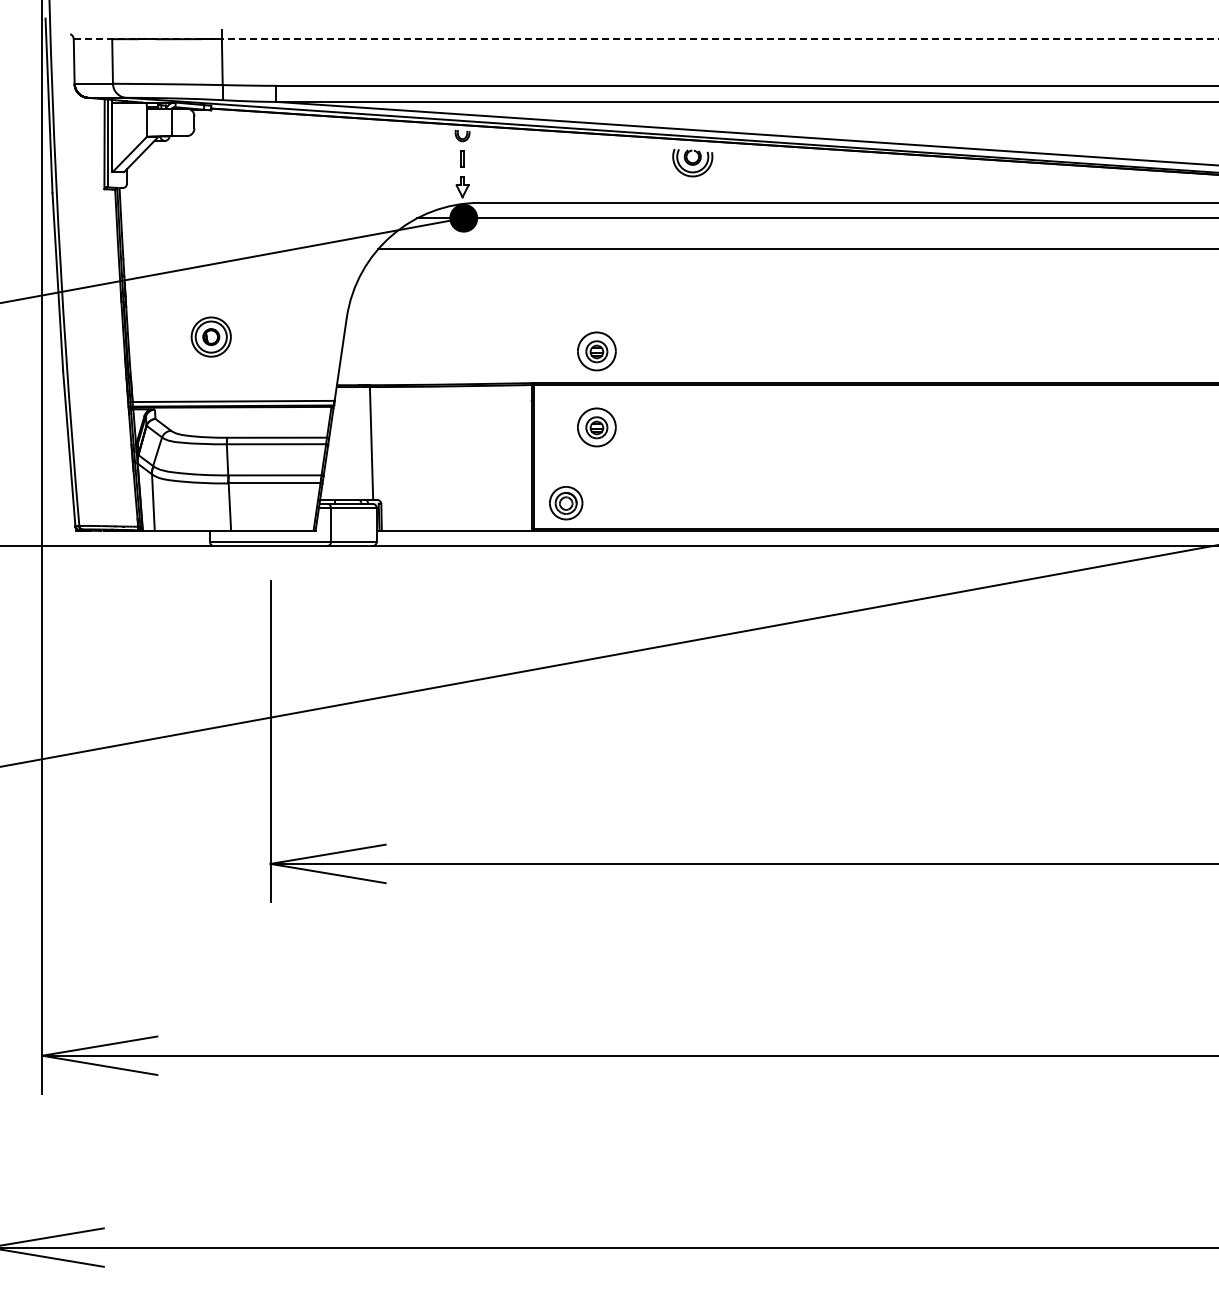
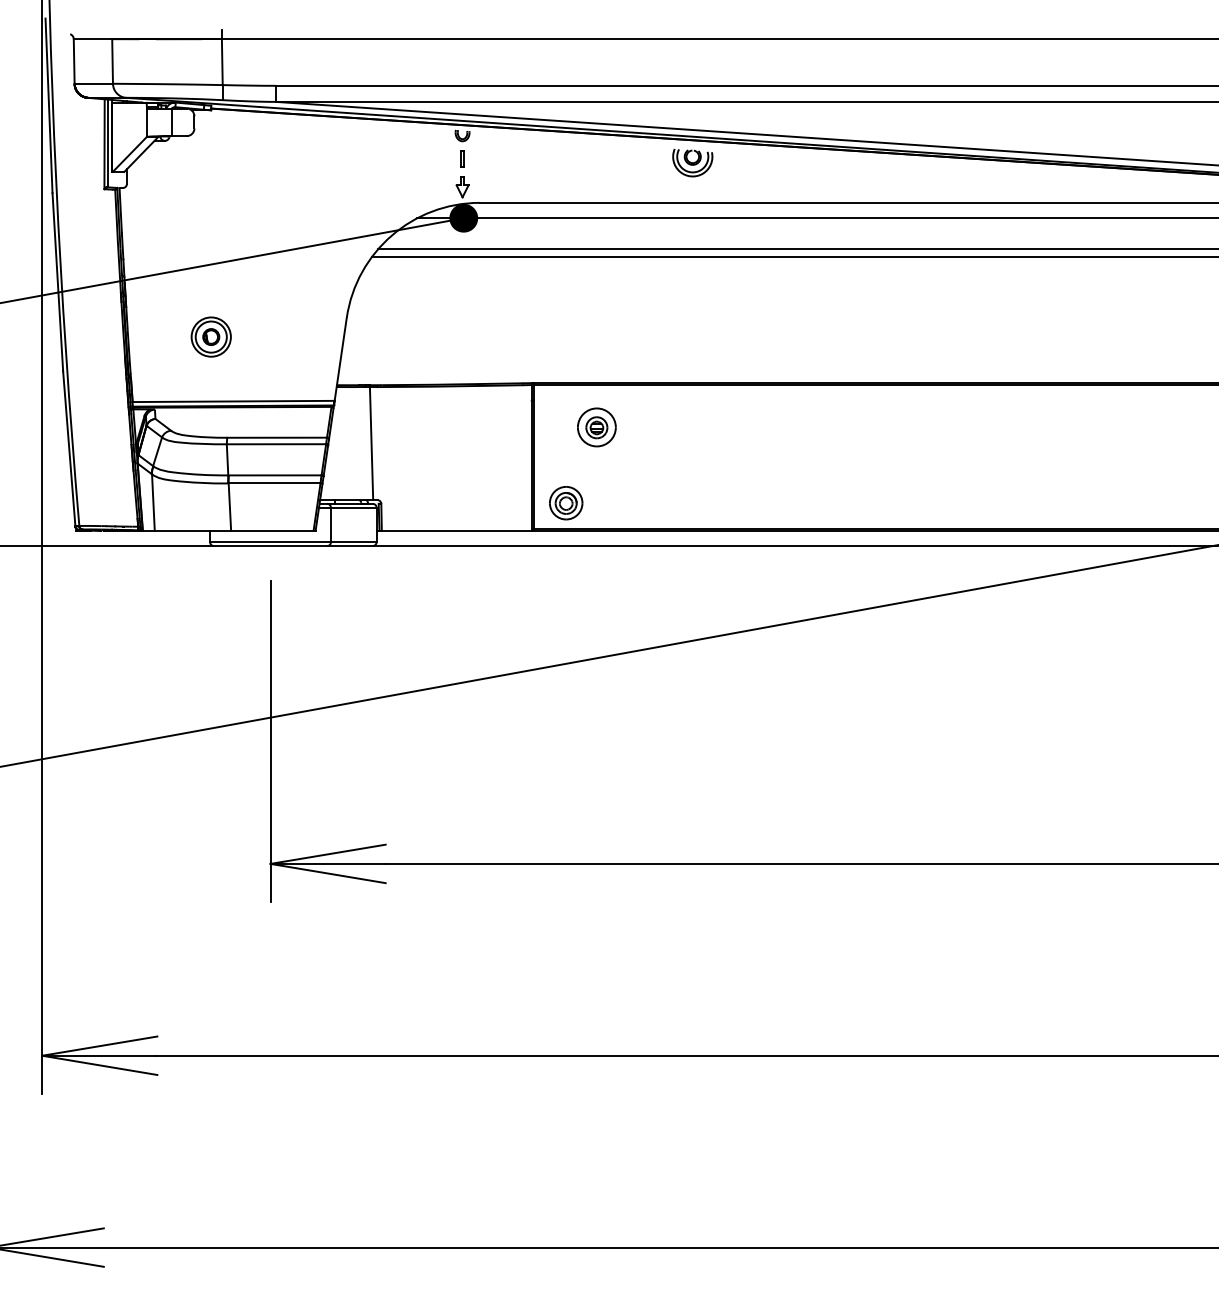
line: dashed -> solid (646, 39)
line: none -> present (793, 256)
part: present -> none (596, 351)
